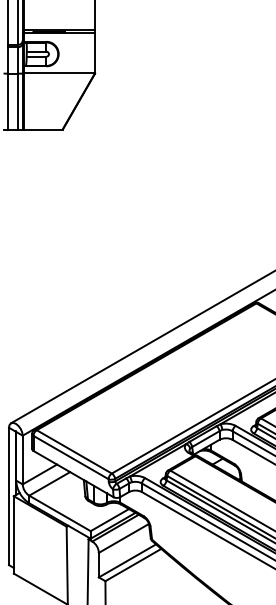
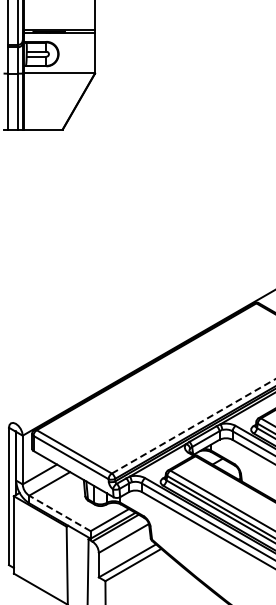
line: present -> none (141, 347)
line: solid -> dashed (194, 426)
line: solid -> dashed (59, 513)
